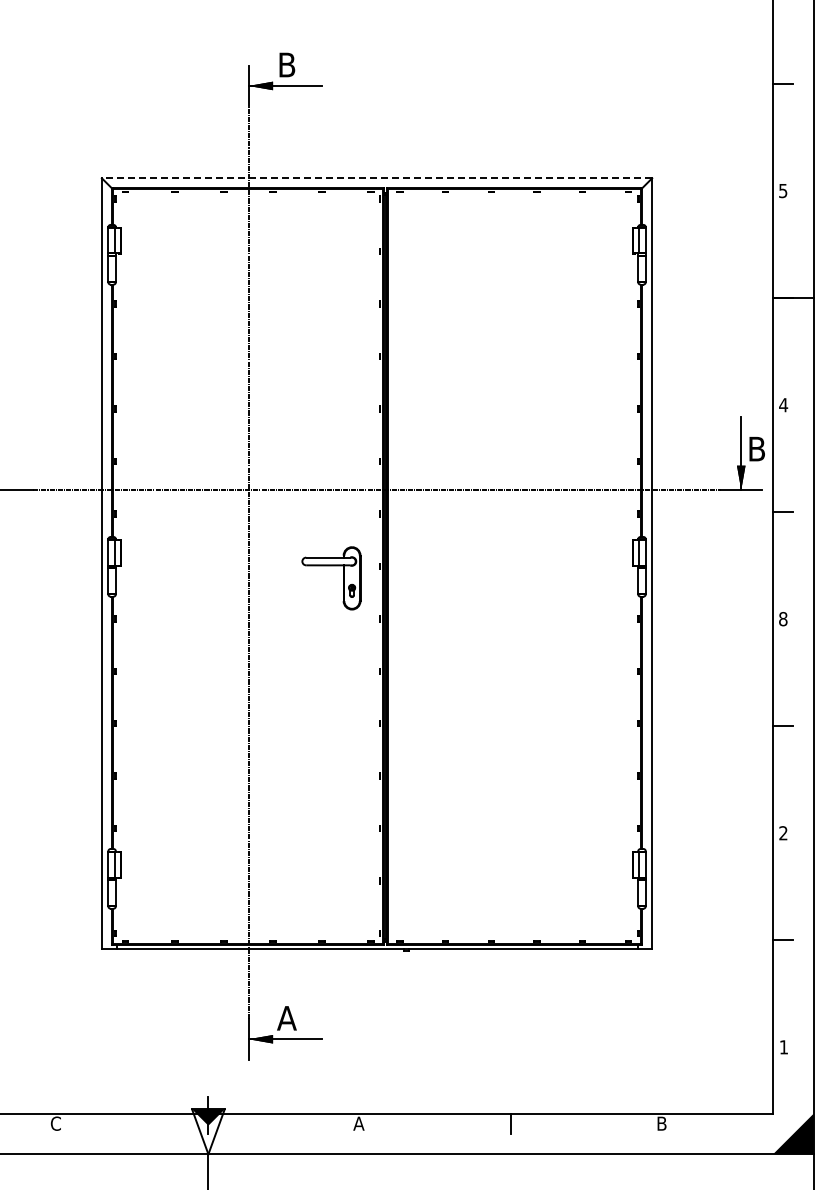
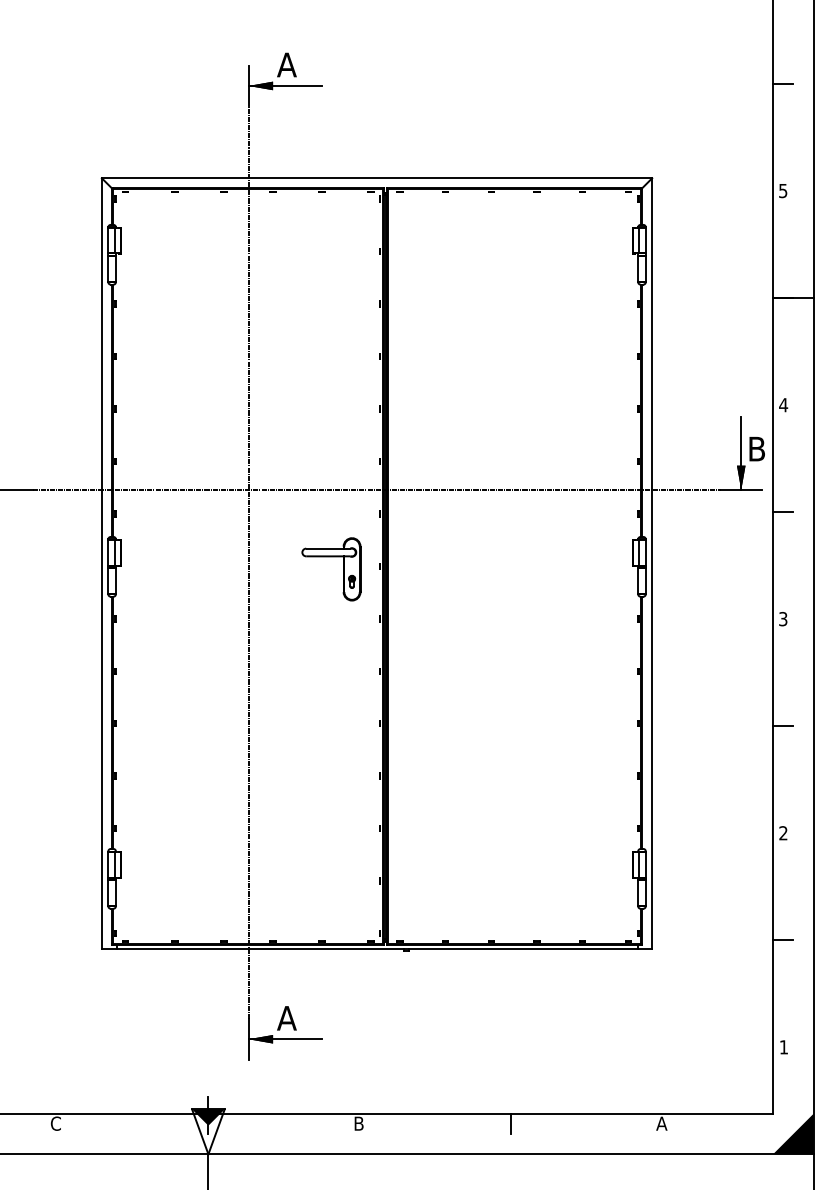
text: B -> A (286, 64)
line: dashed -> solid (376, 178)
part position: (331, 566) -> (331, 557) (331, 557)
text: 8 -> 3 (783, 619)
text: A -> B (358, 1123)
text: B -> A (661, 1123)
